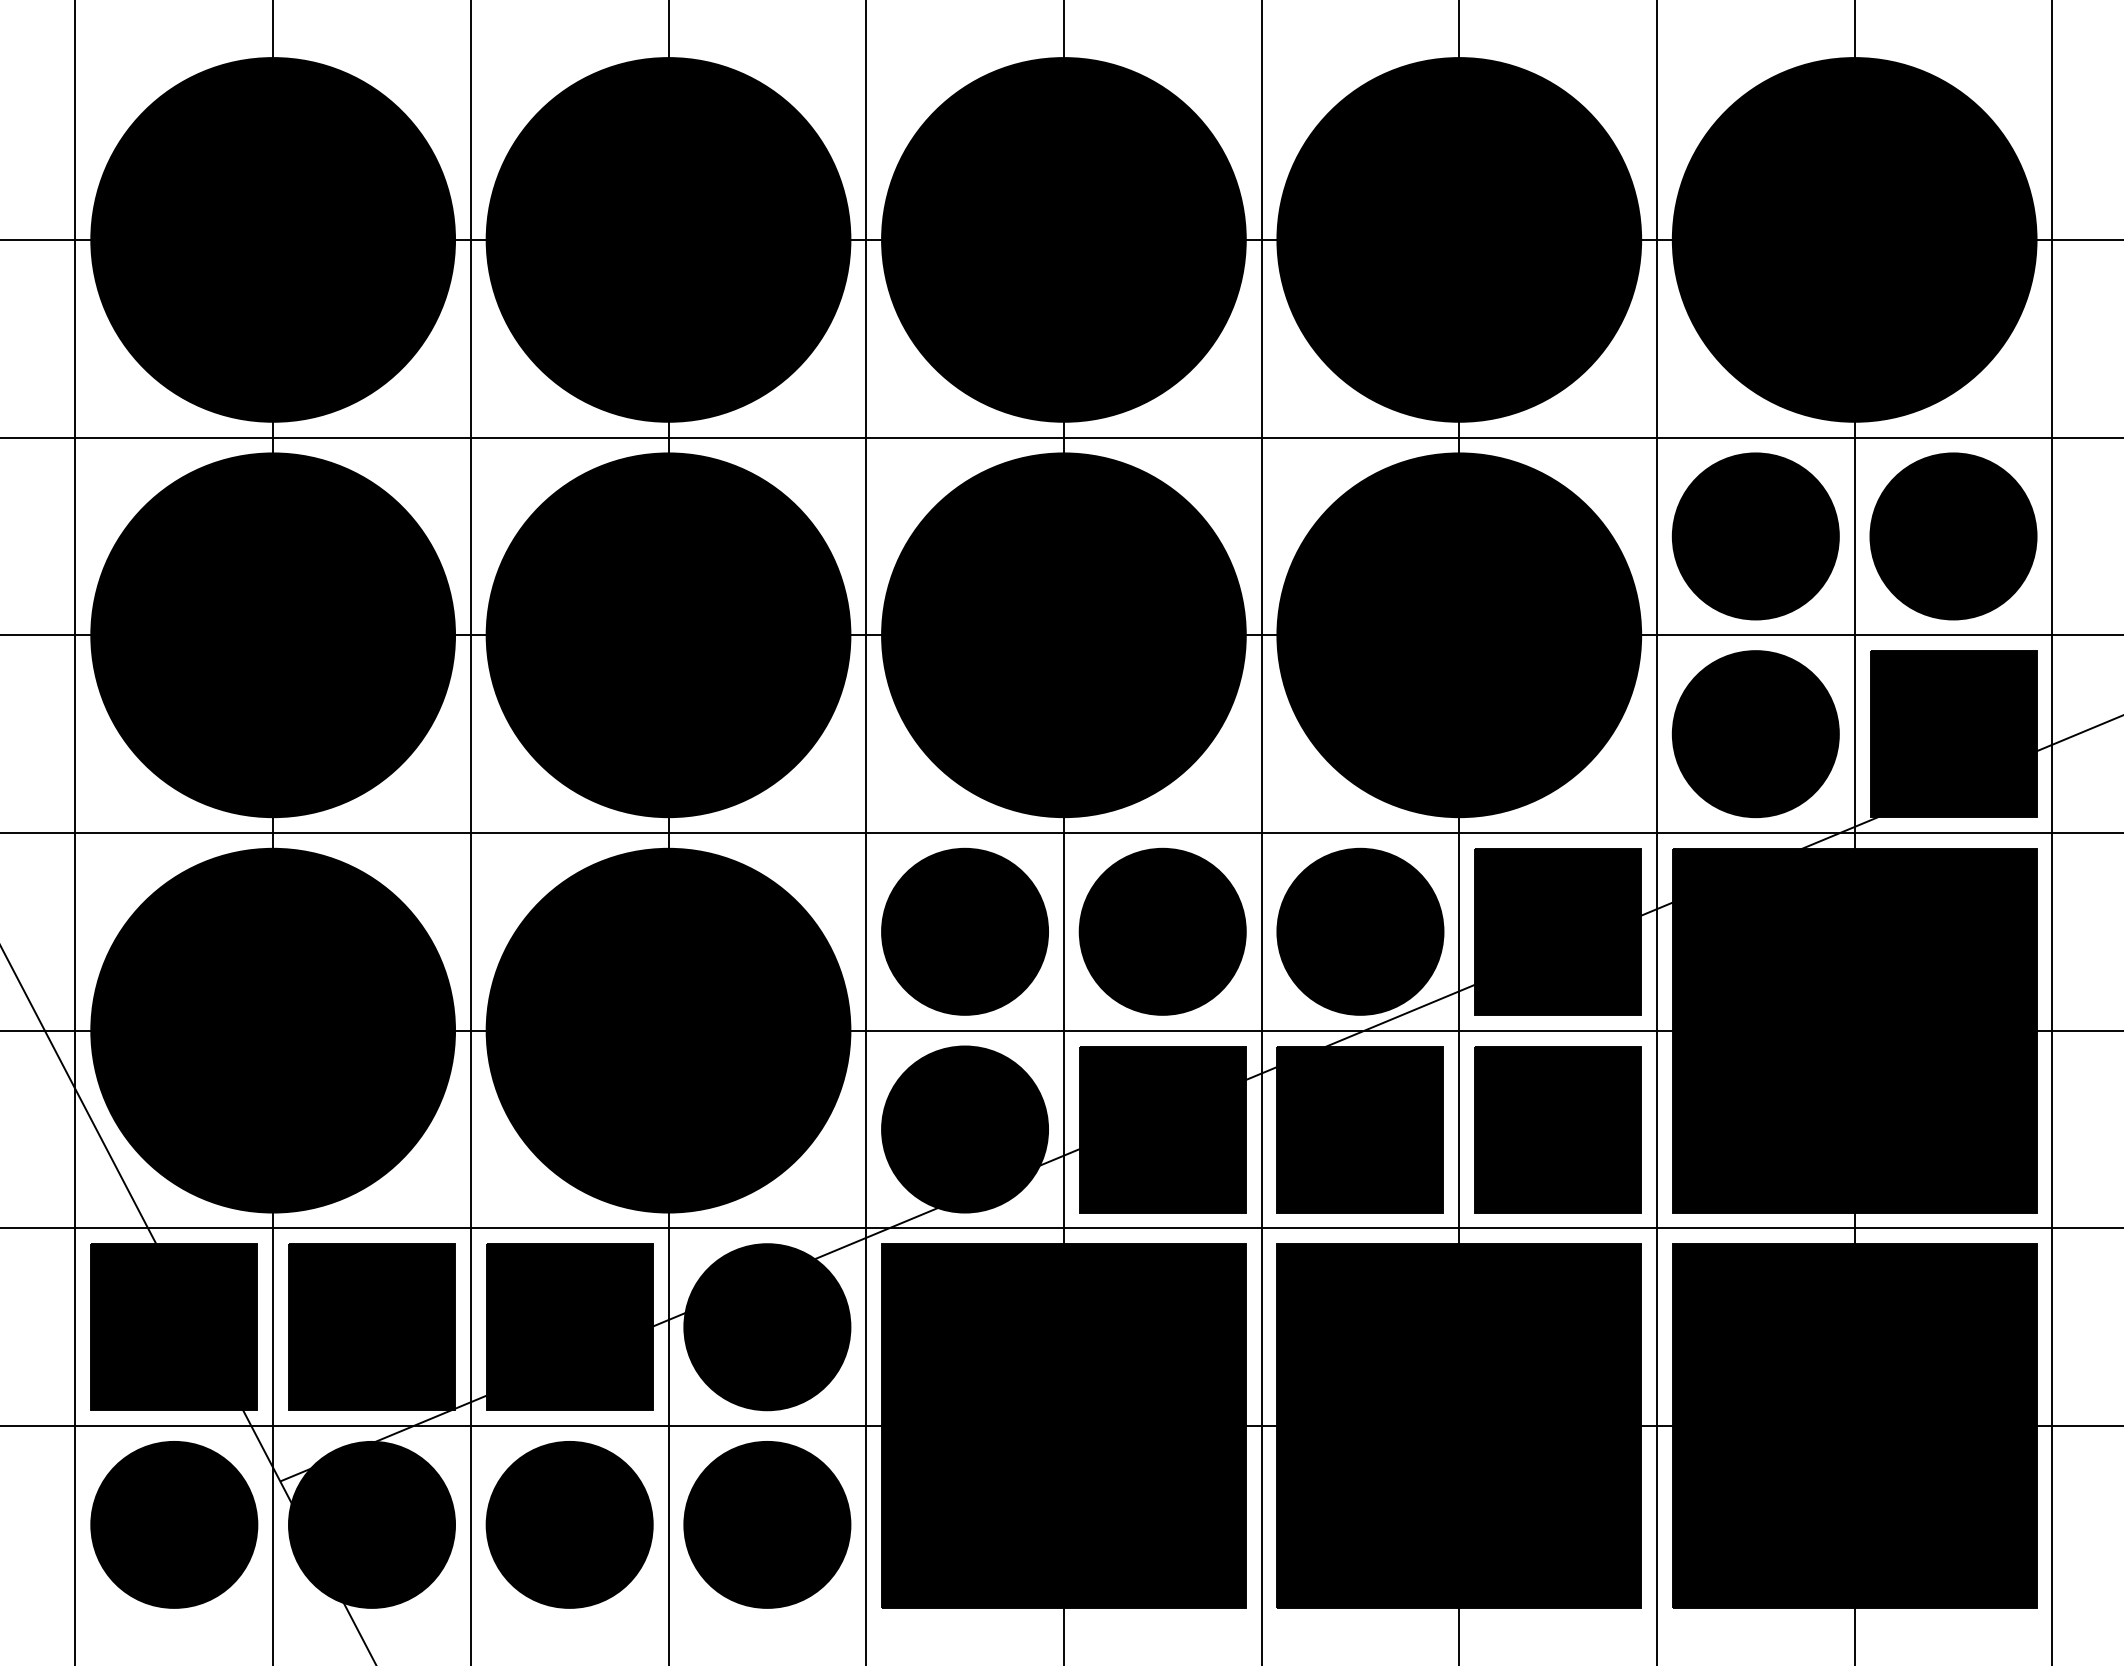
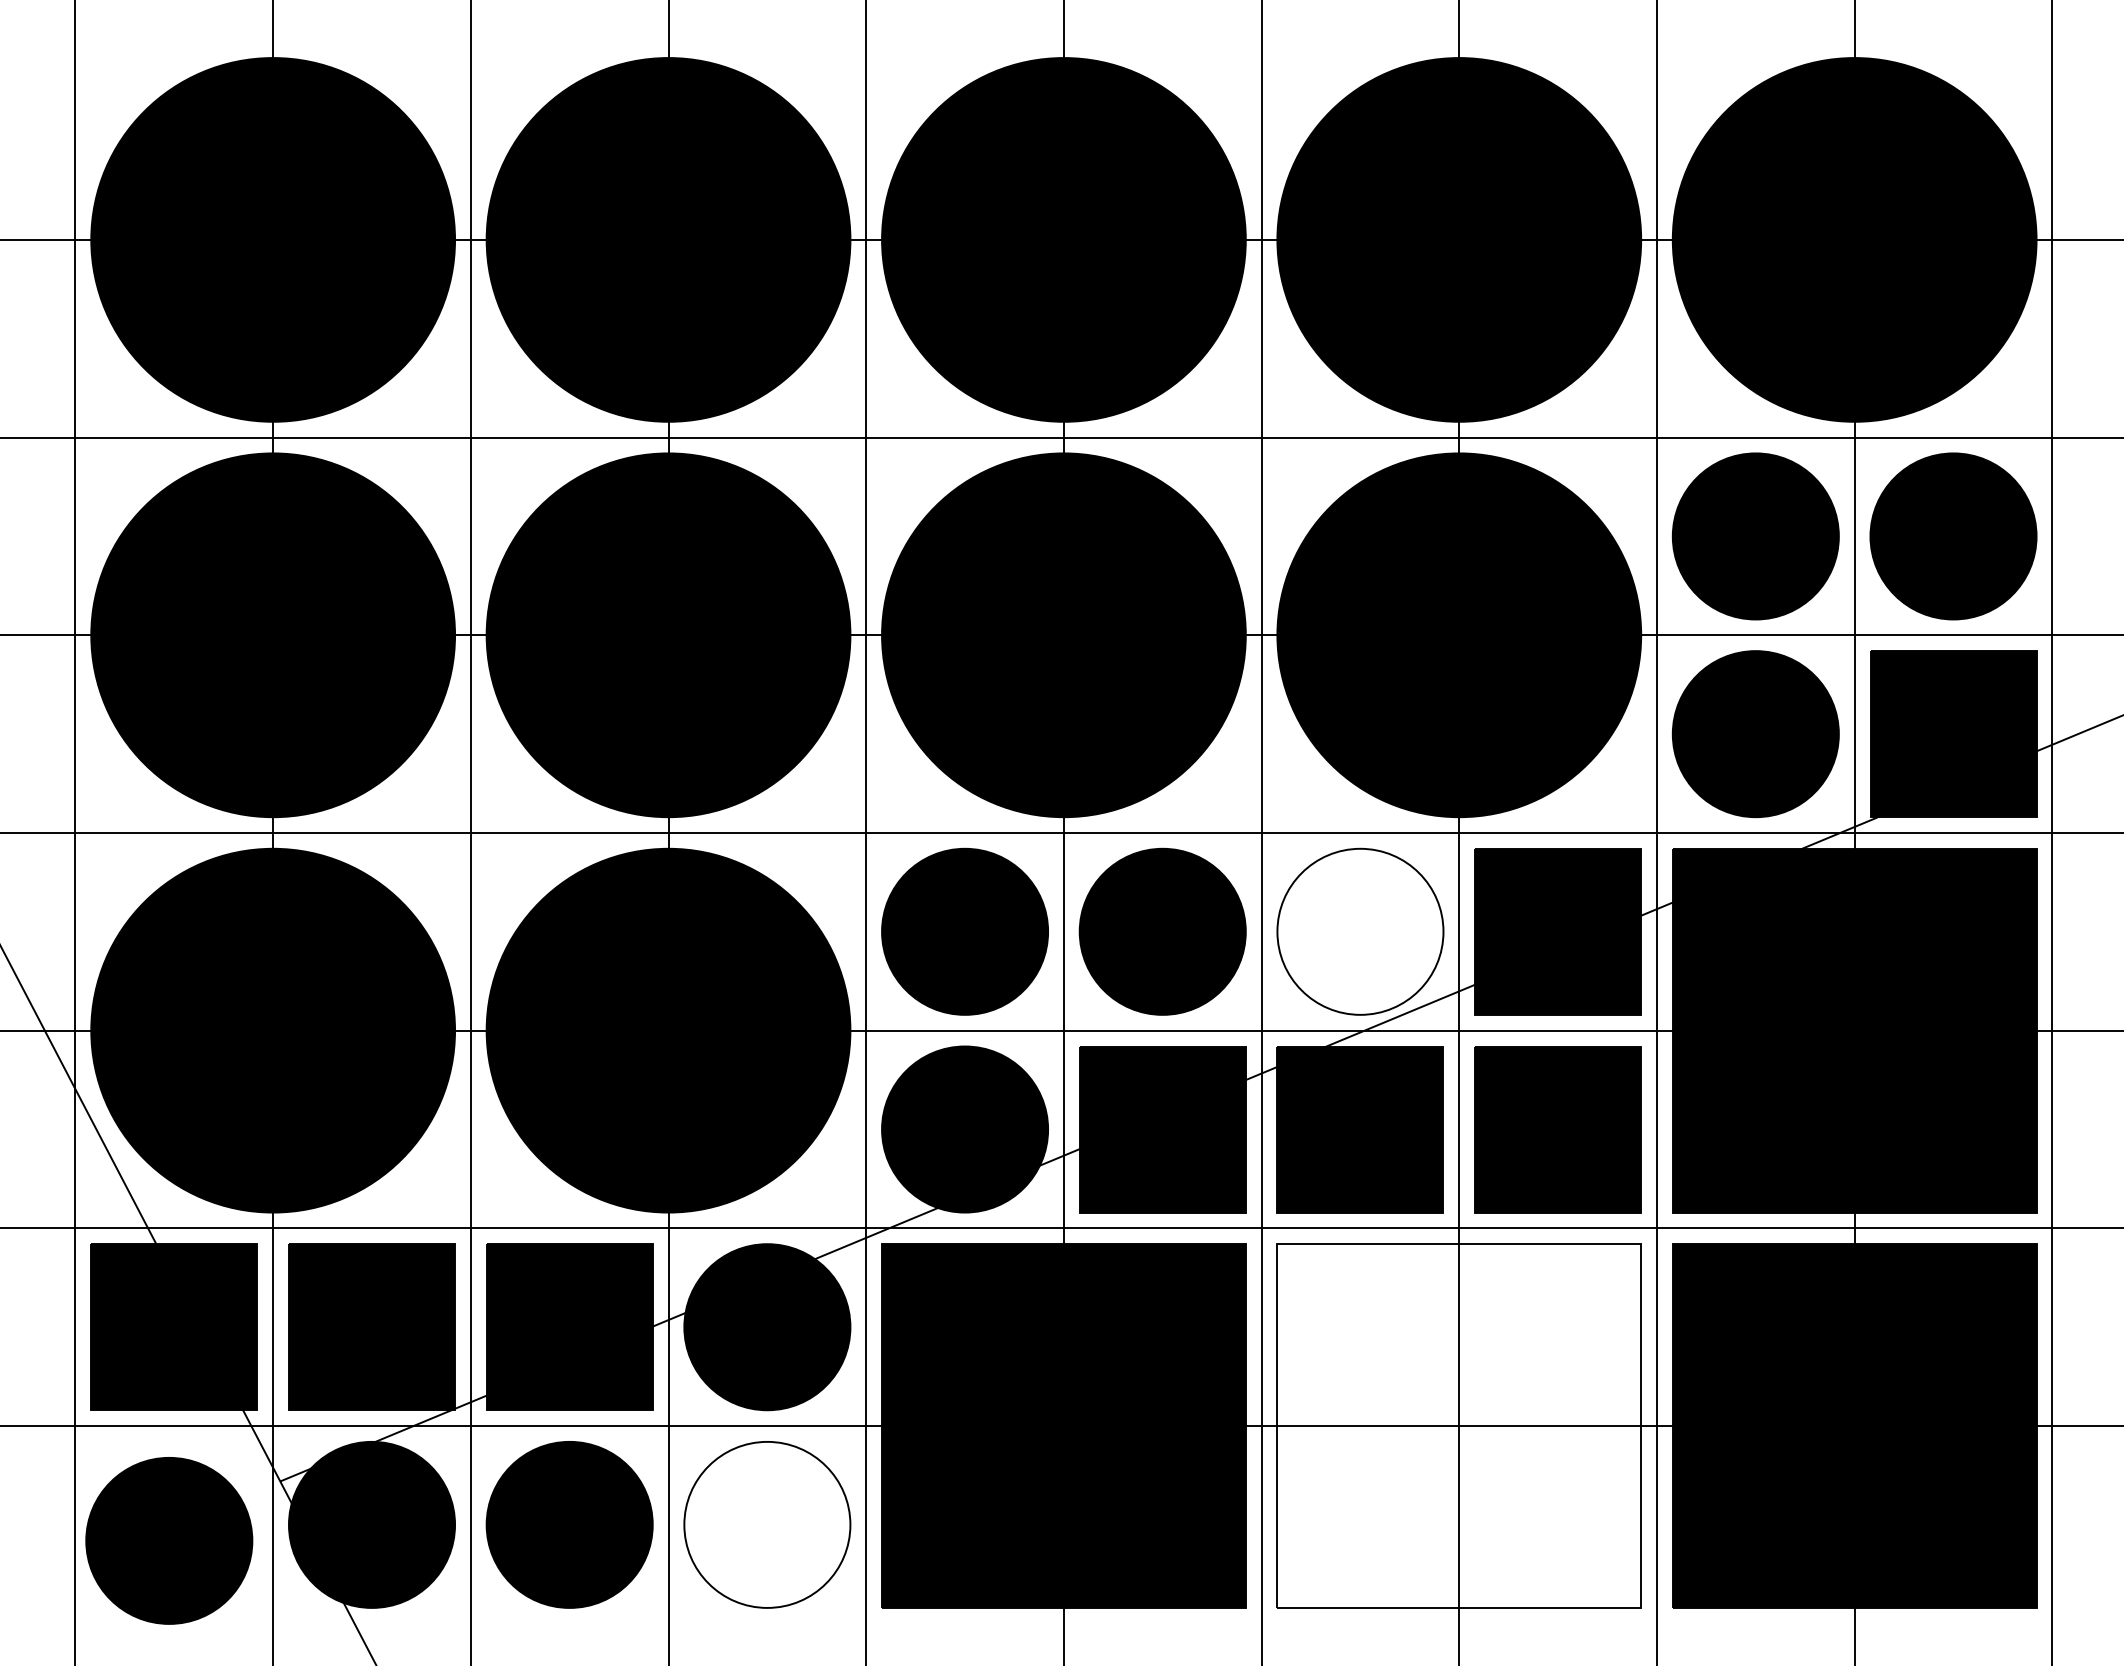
fill: present -> none (1360, 931)
fill: present -> none (1459, 1425)
part position: (174, 1524) -> (169, 1540) (169, 1540)
fill: present -> none (767, 1524)
